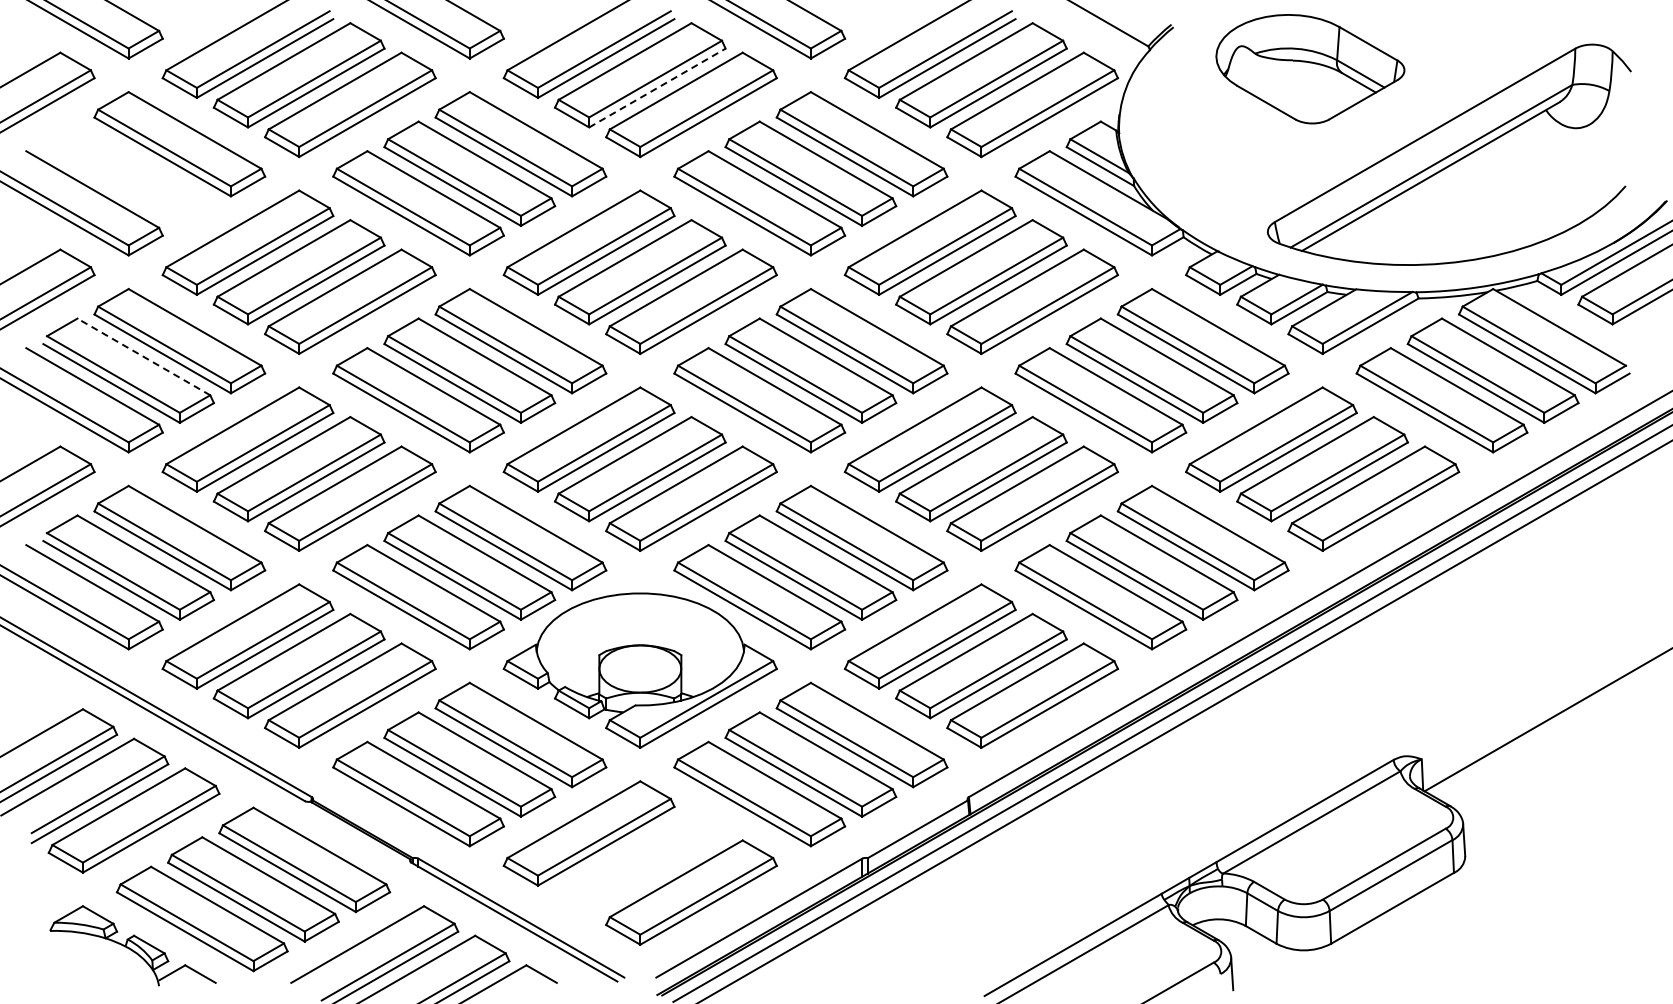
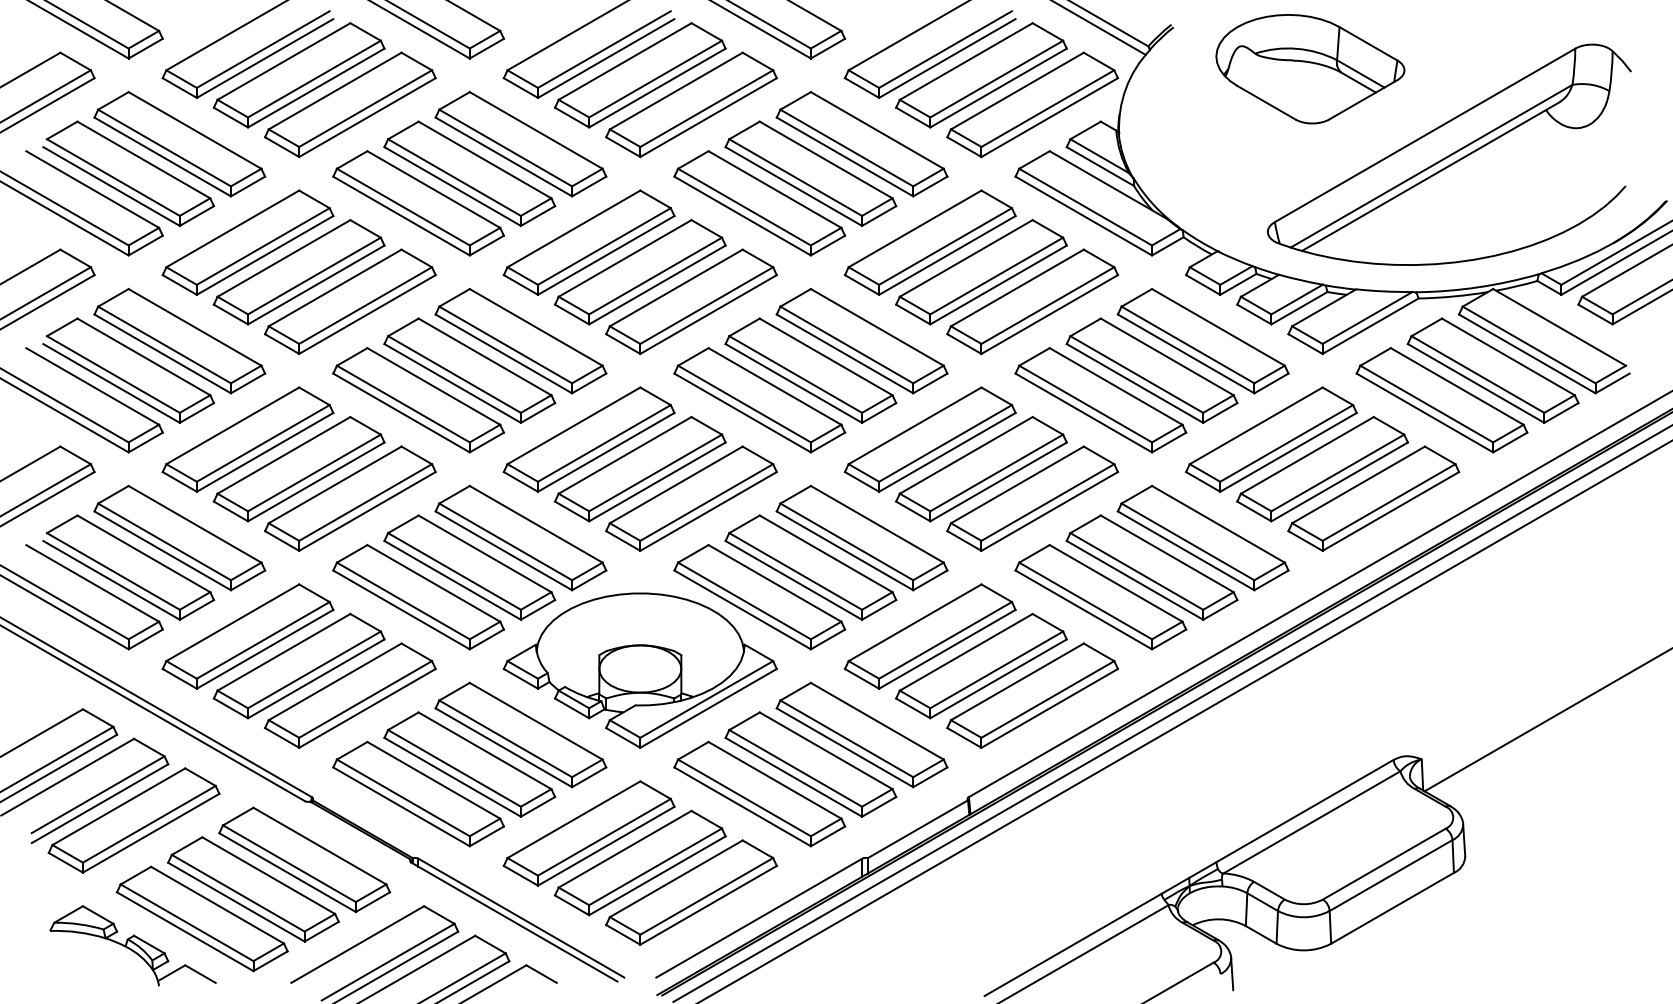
line: none -> present (1099, 28)
line: dashed -> solid (657, 88)
part: none -> present (128, 173)
line: dashed -> solid (143, 356)
part: none -> present (639, 862)
